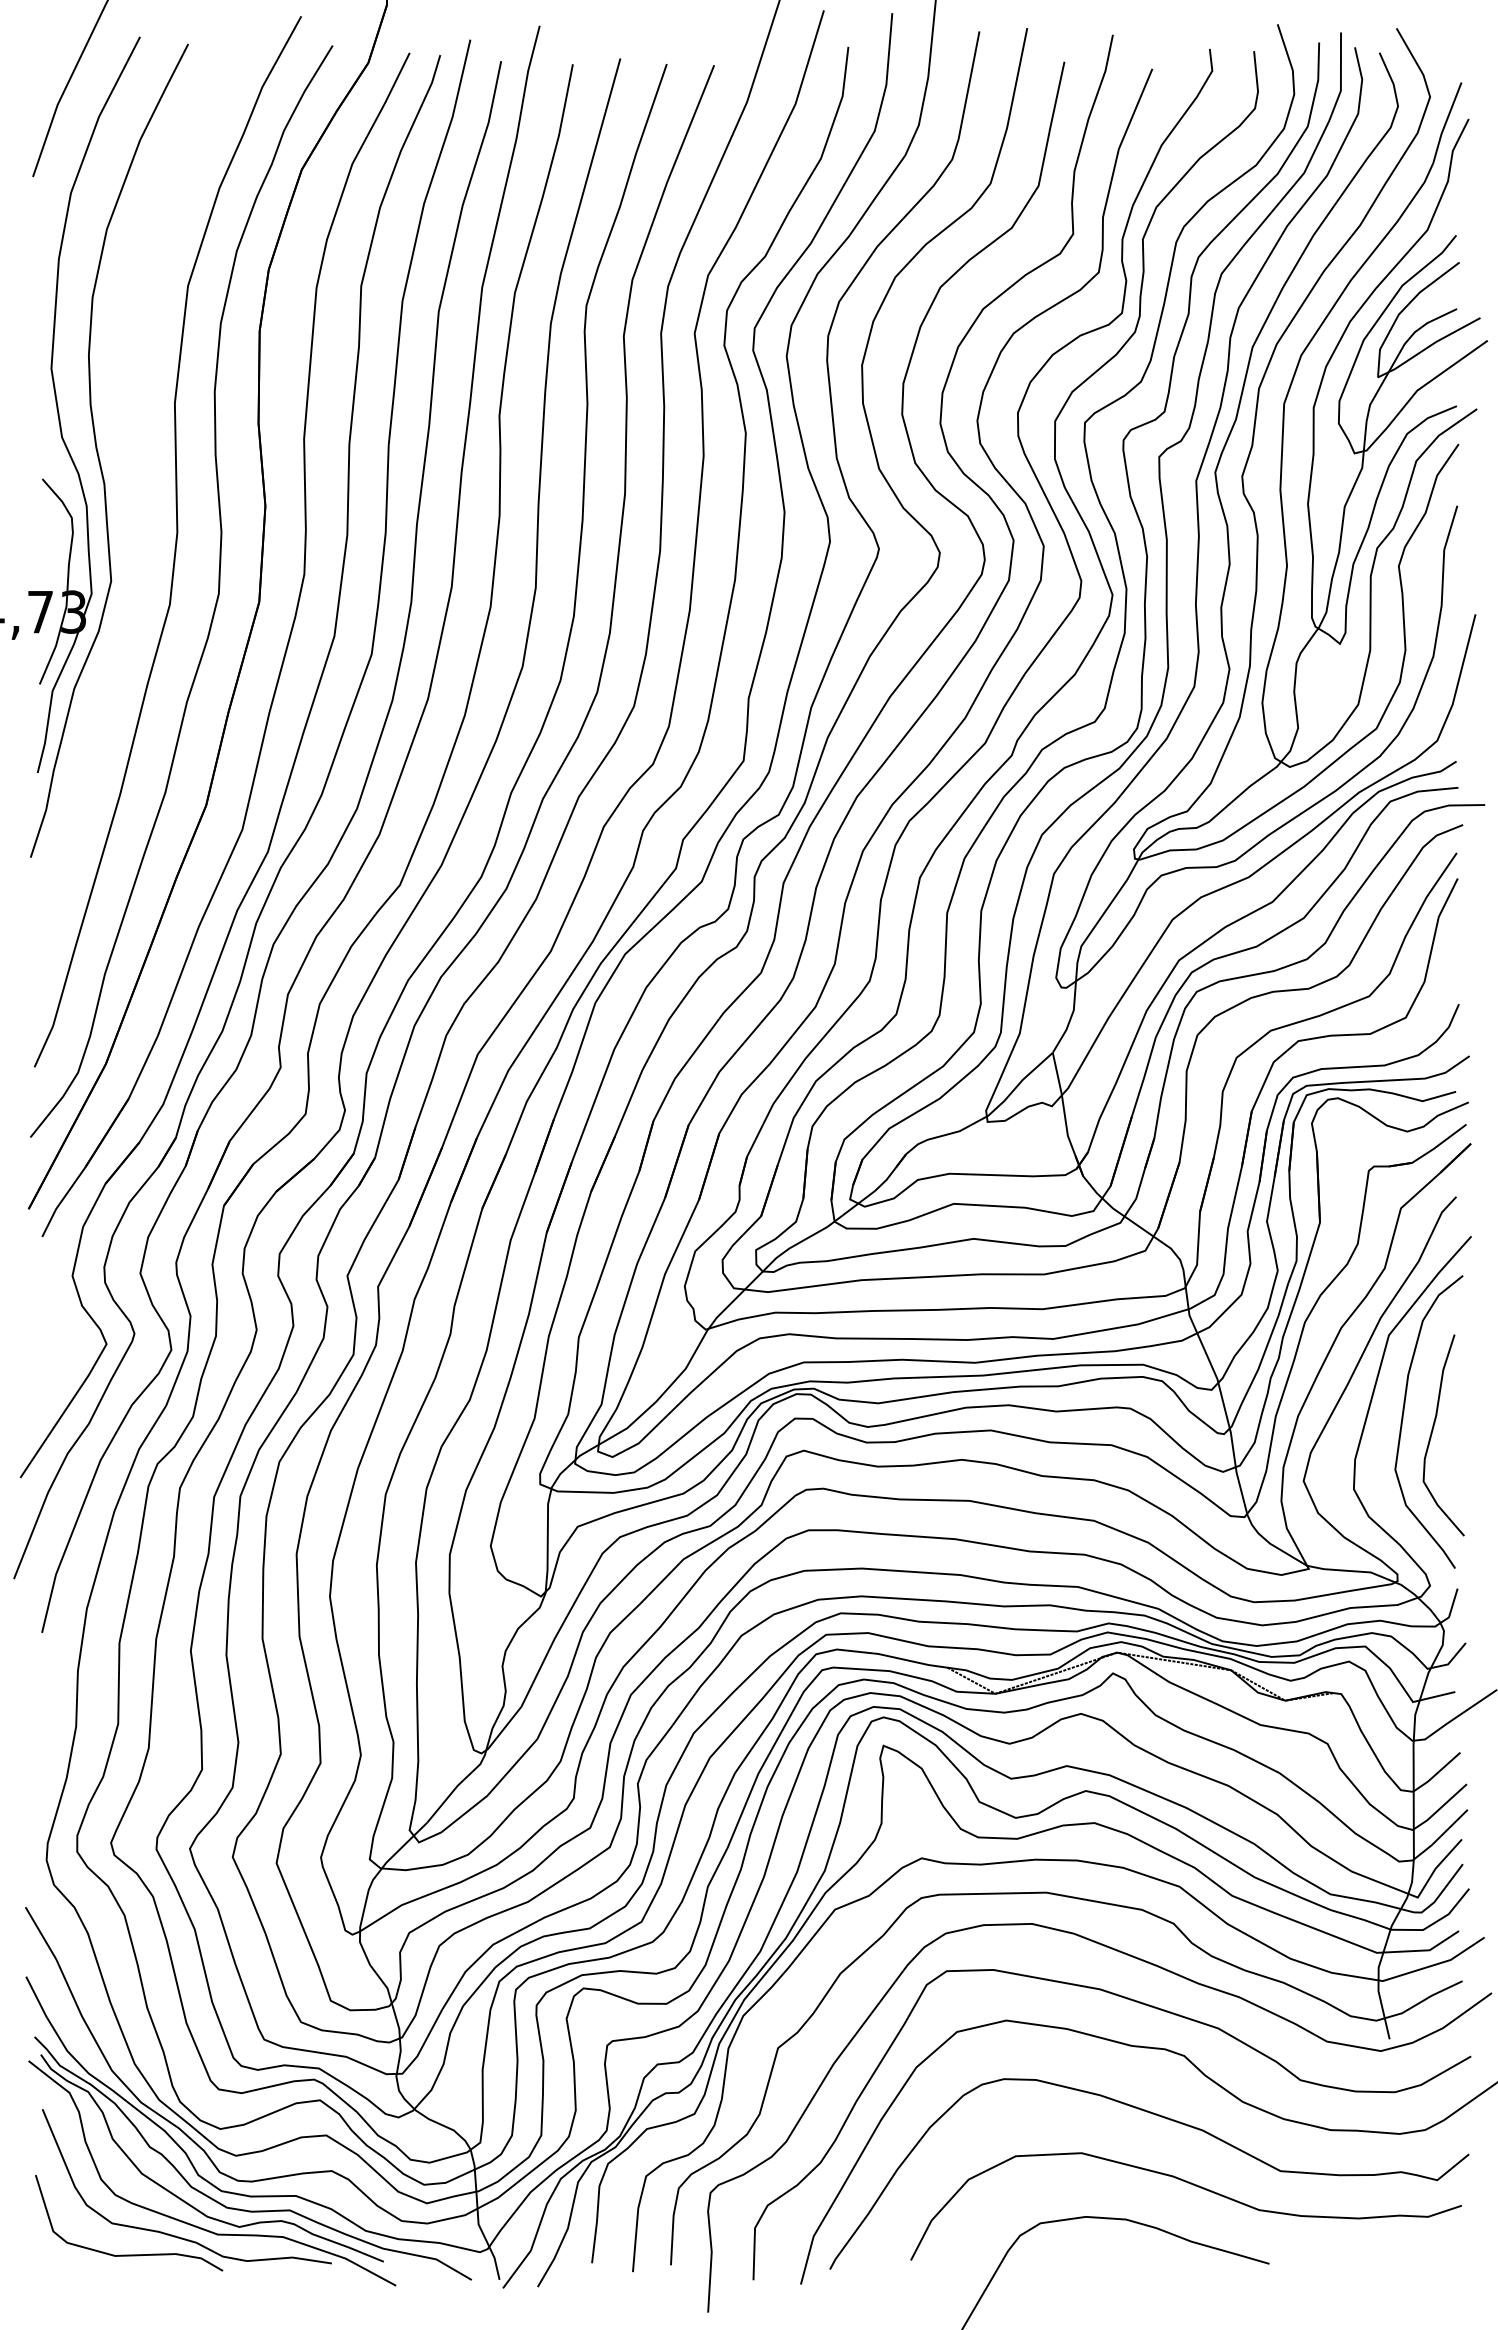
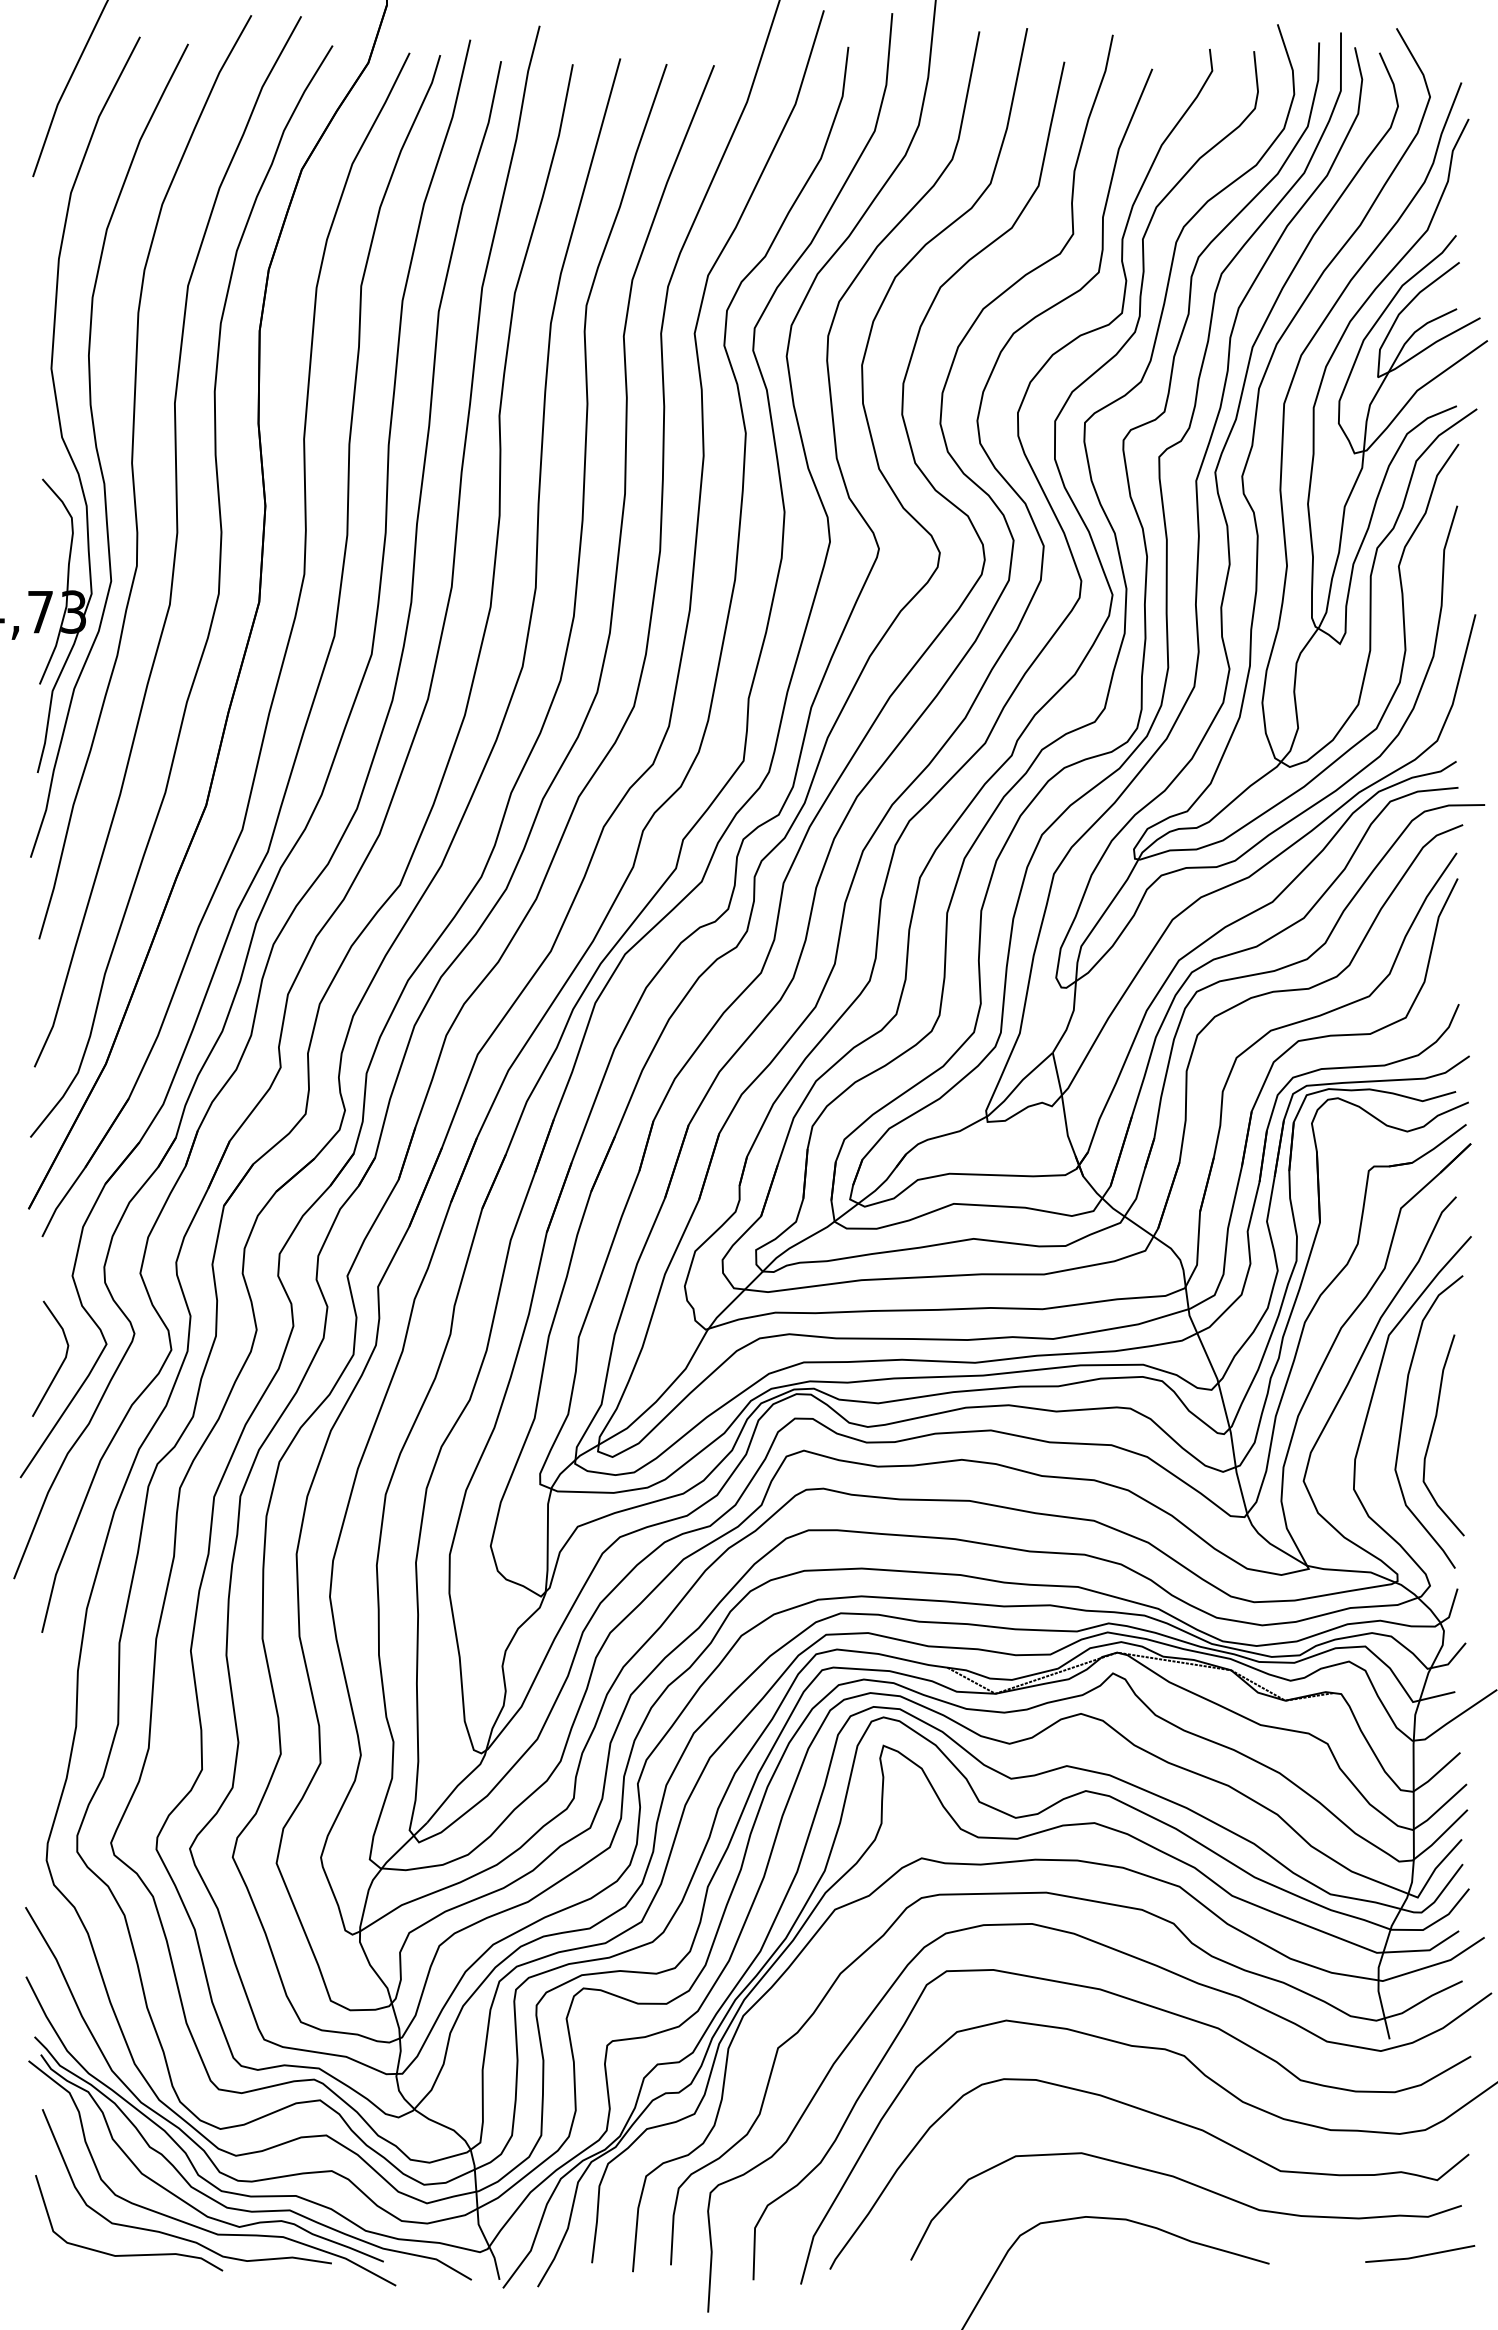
curve: none -> present (134, 478)
line: none -> present (60, 1364)
line: none -> present (1420, 2255)
